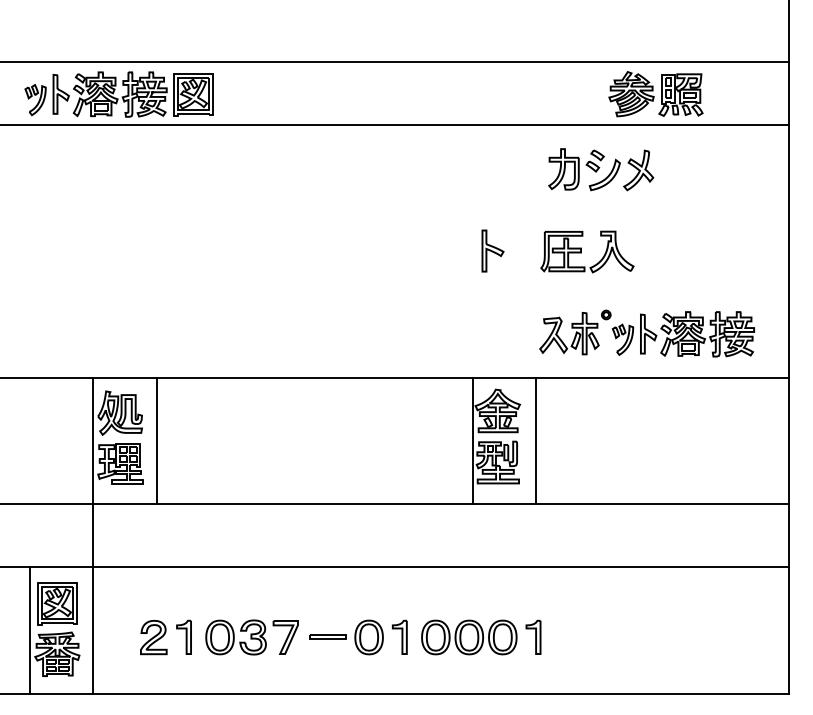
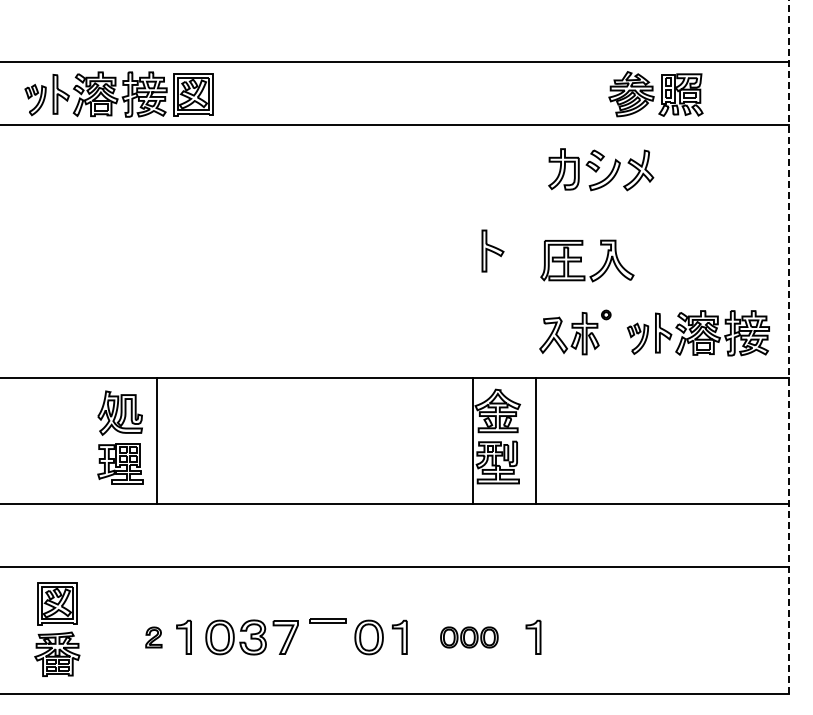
part position: (587, 251) -> (587, 260) (587, 260)
part position: (682, 334) -> (697, 333) (697, 333)
line: solid -> dashed (788, 346)
line: present -> none (93, 535)
line: present -> none (30, 630)
part position: (327, 636) -> (327, 620) (327, 620)
part size: 28x37 px -> 18x23 px (153, 637)
part size: 97x37 px -> 59x23 px (469, 637)
